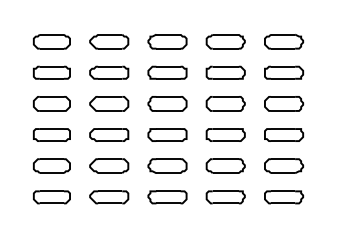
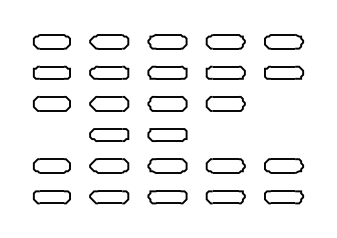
part: present -> none (284, 103)
part: present -> none (51, 134)
part: present -> none (225, 134)
part: present -> none (284, 134)
